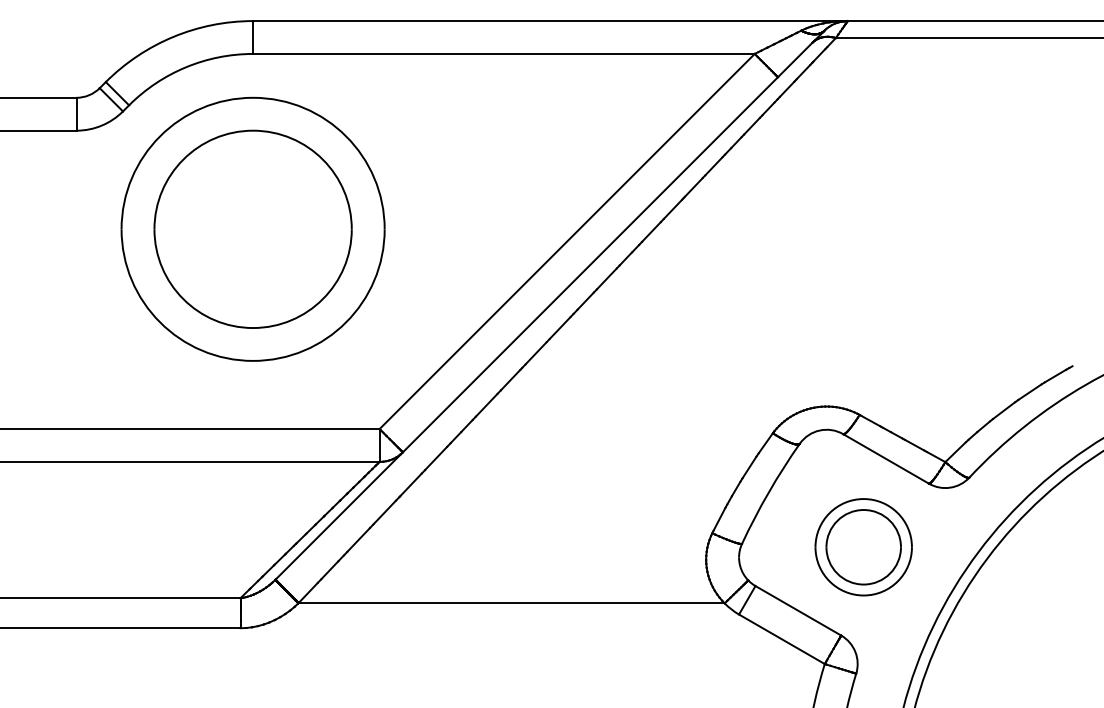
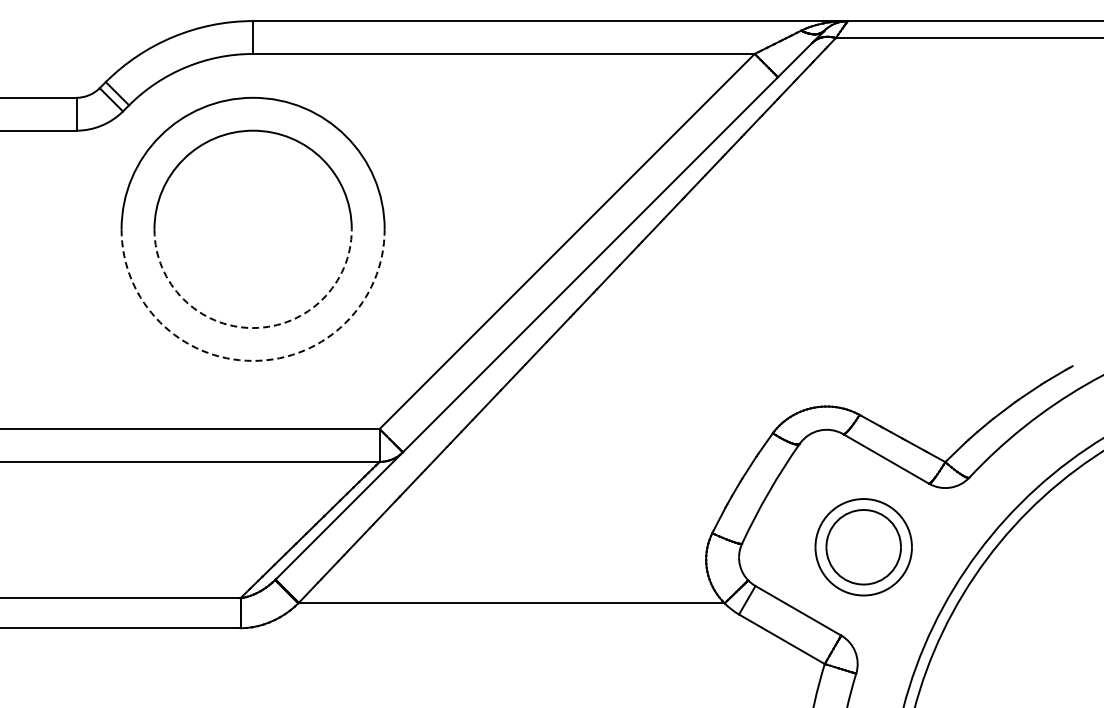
arc: solid -> dashed (253, 328)
arc: solid -> dashed (253, 360)
